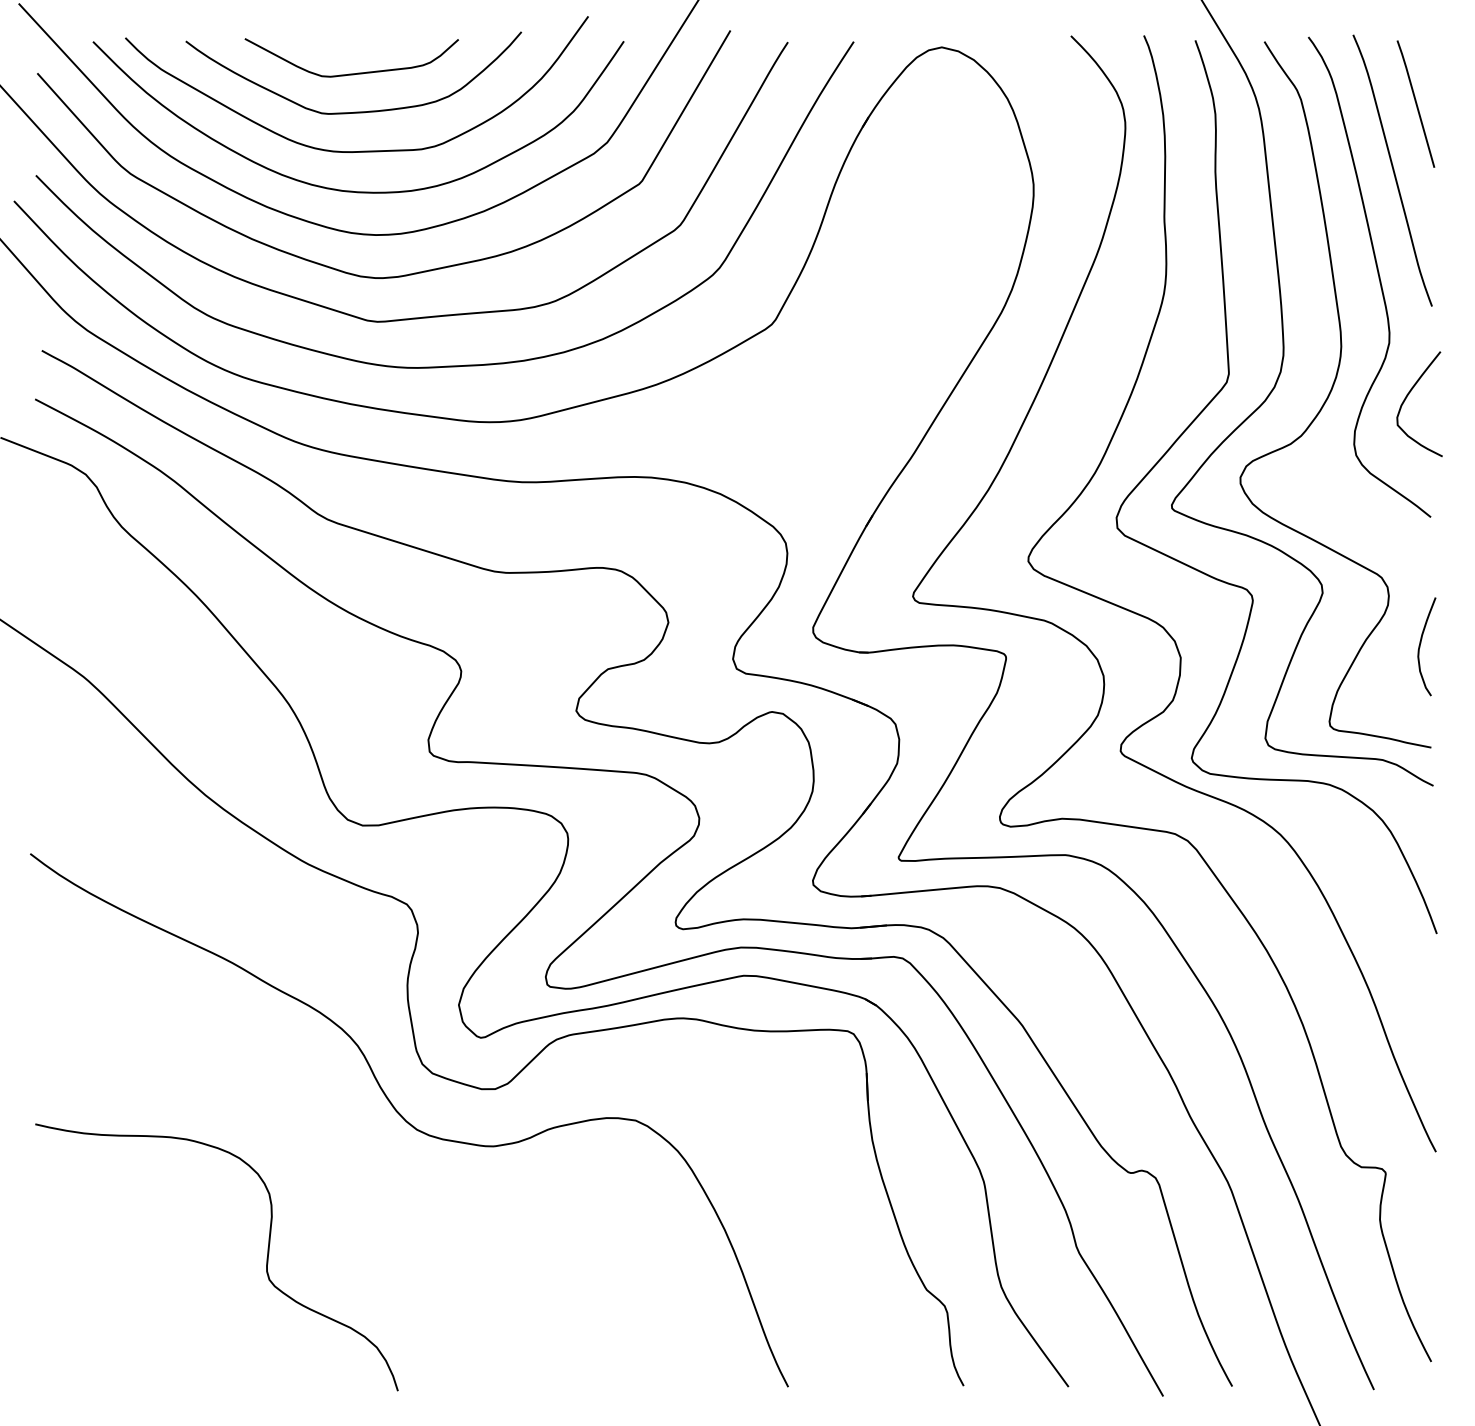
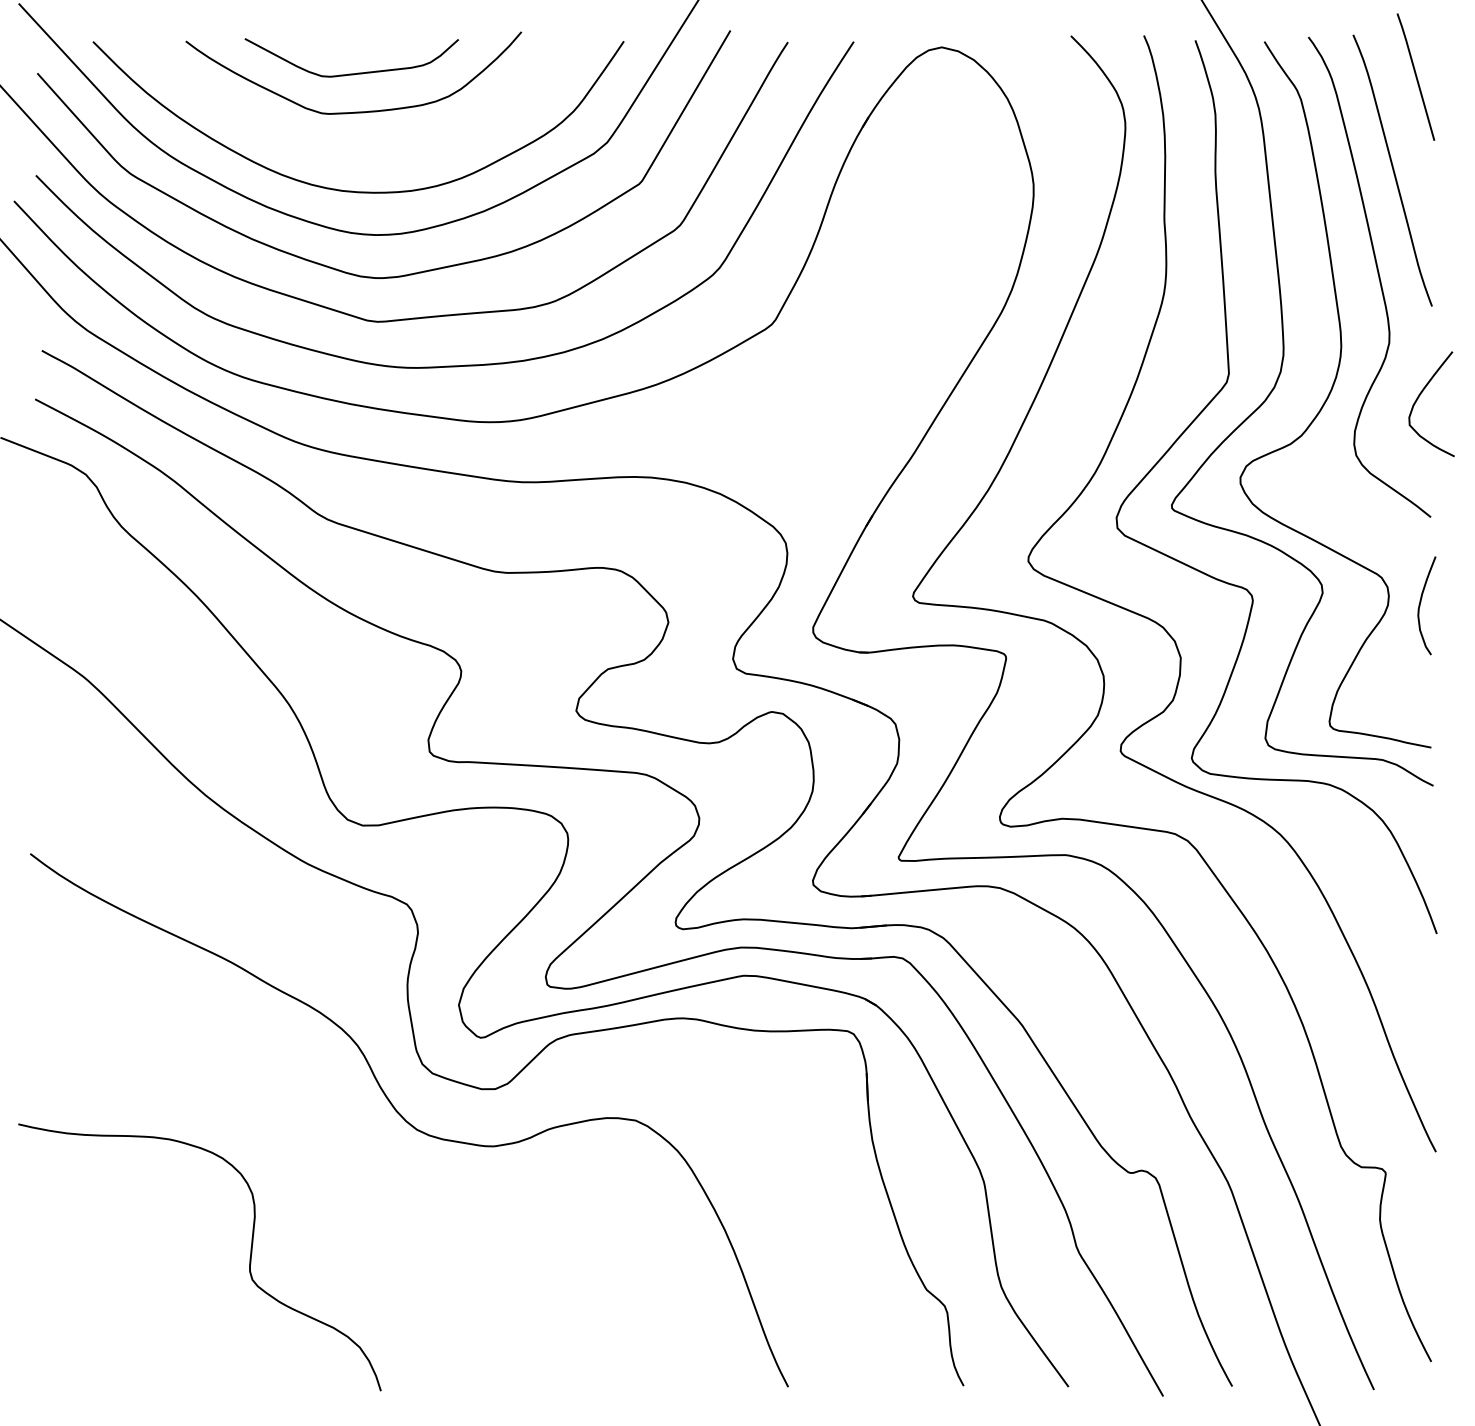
line position: (1415, 103) -> (1415, 76) (1415, 76)
curve: present -> none (361, 150)
curve position: (1407, 397) -> (1419, 397) (1419, 397)
curve position: (1421, 643) -> (1421, 602) (1421, 602)
curve position: (266, 1257) -> (249, 1257) (249, 1257)
